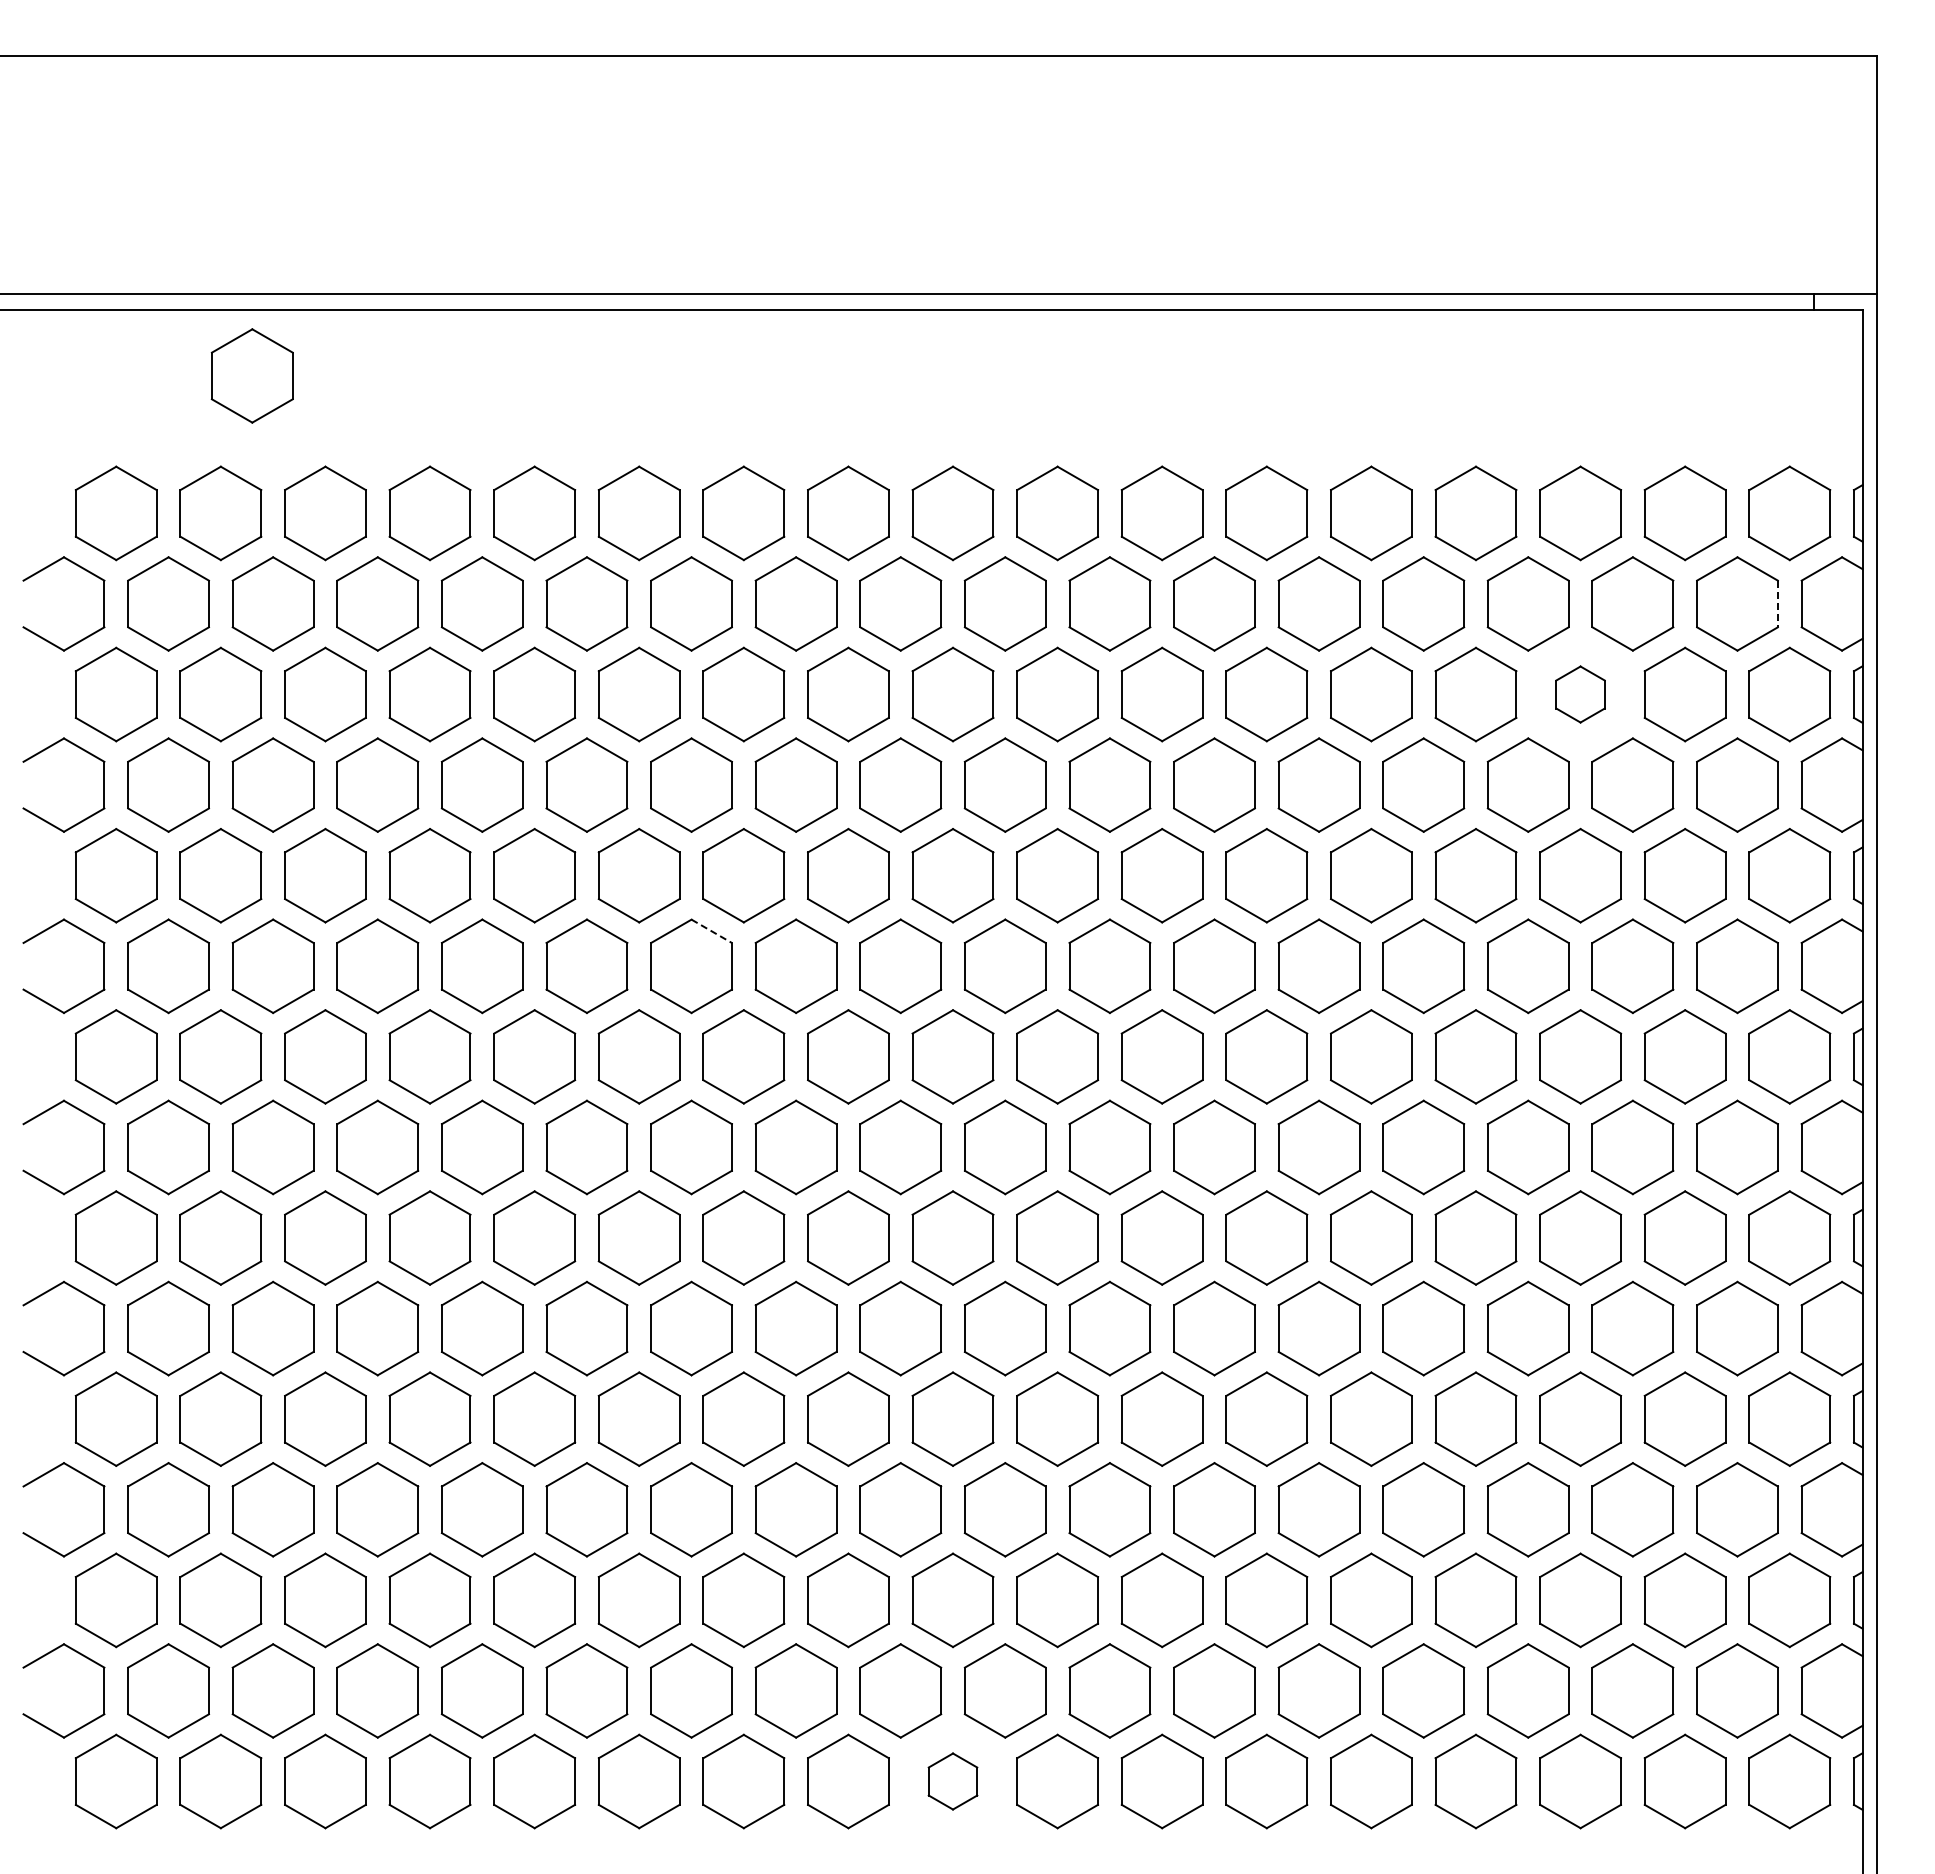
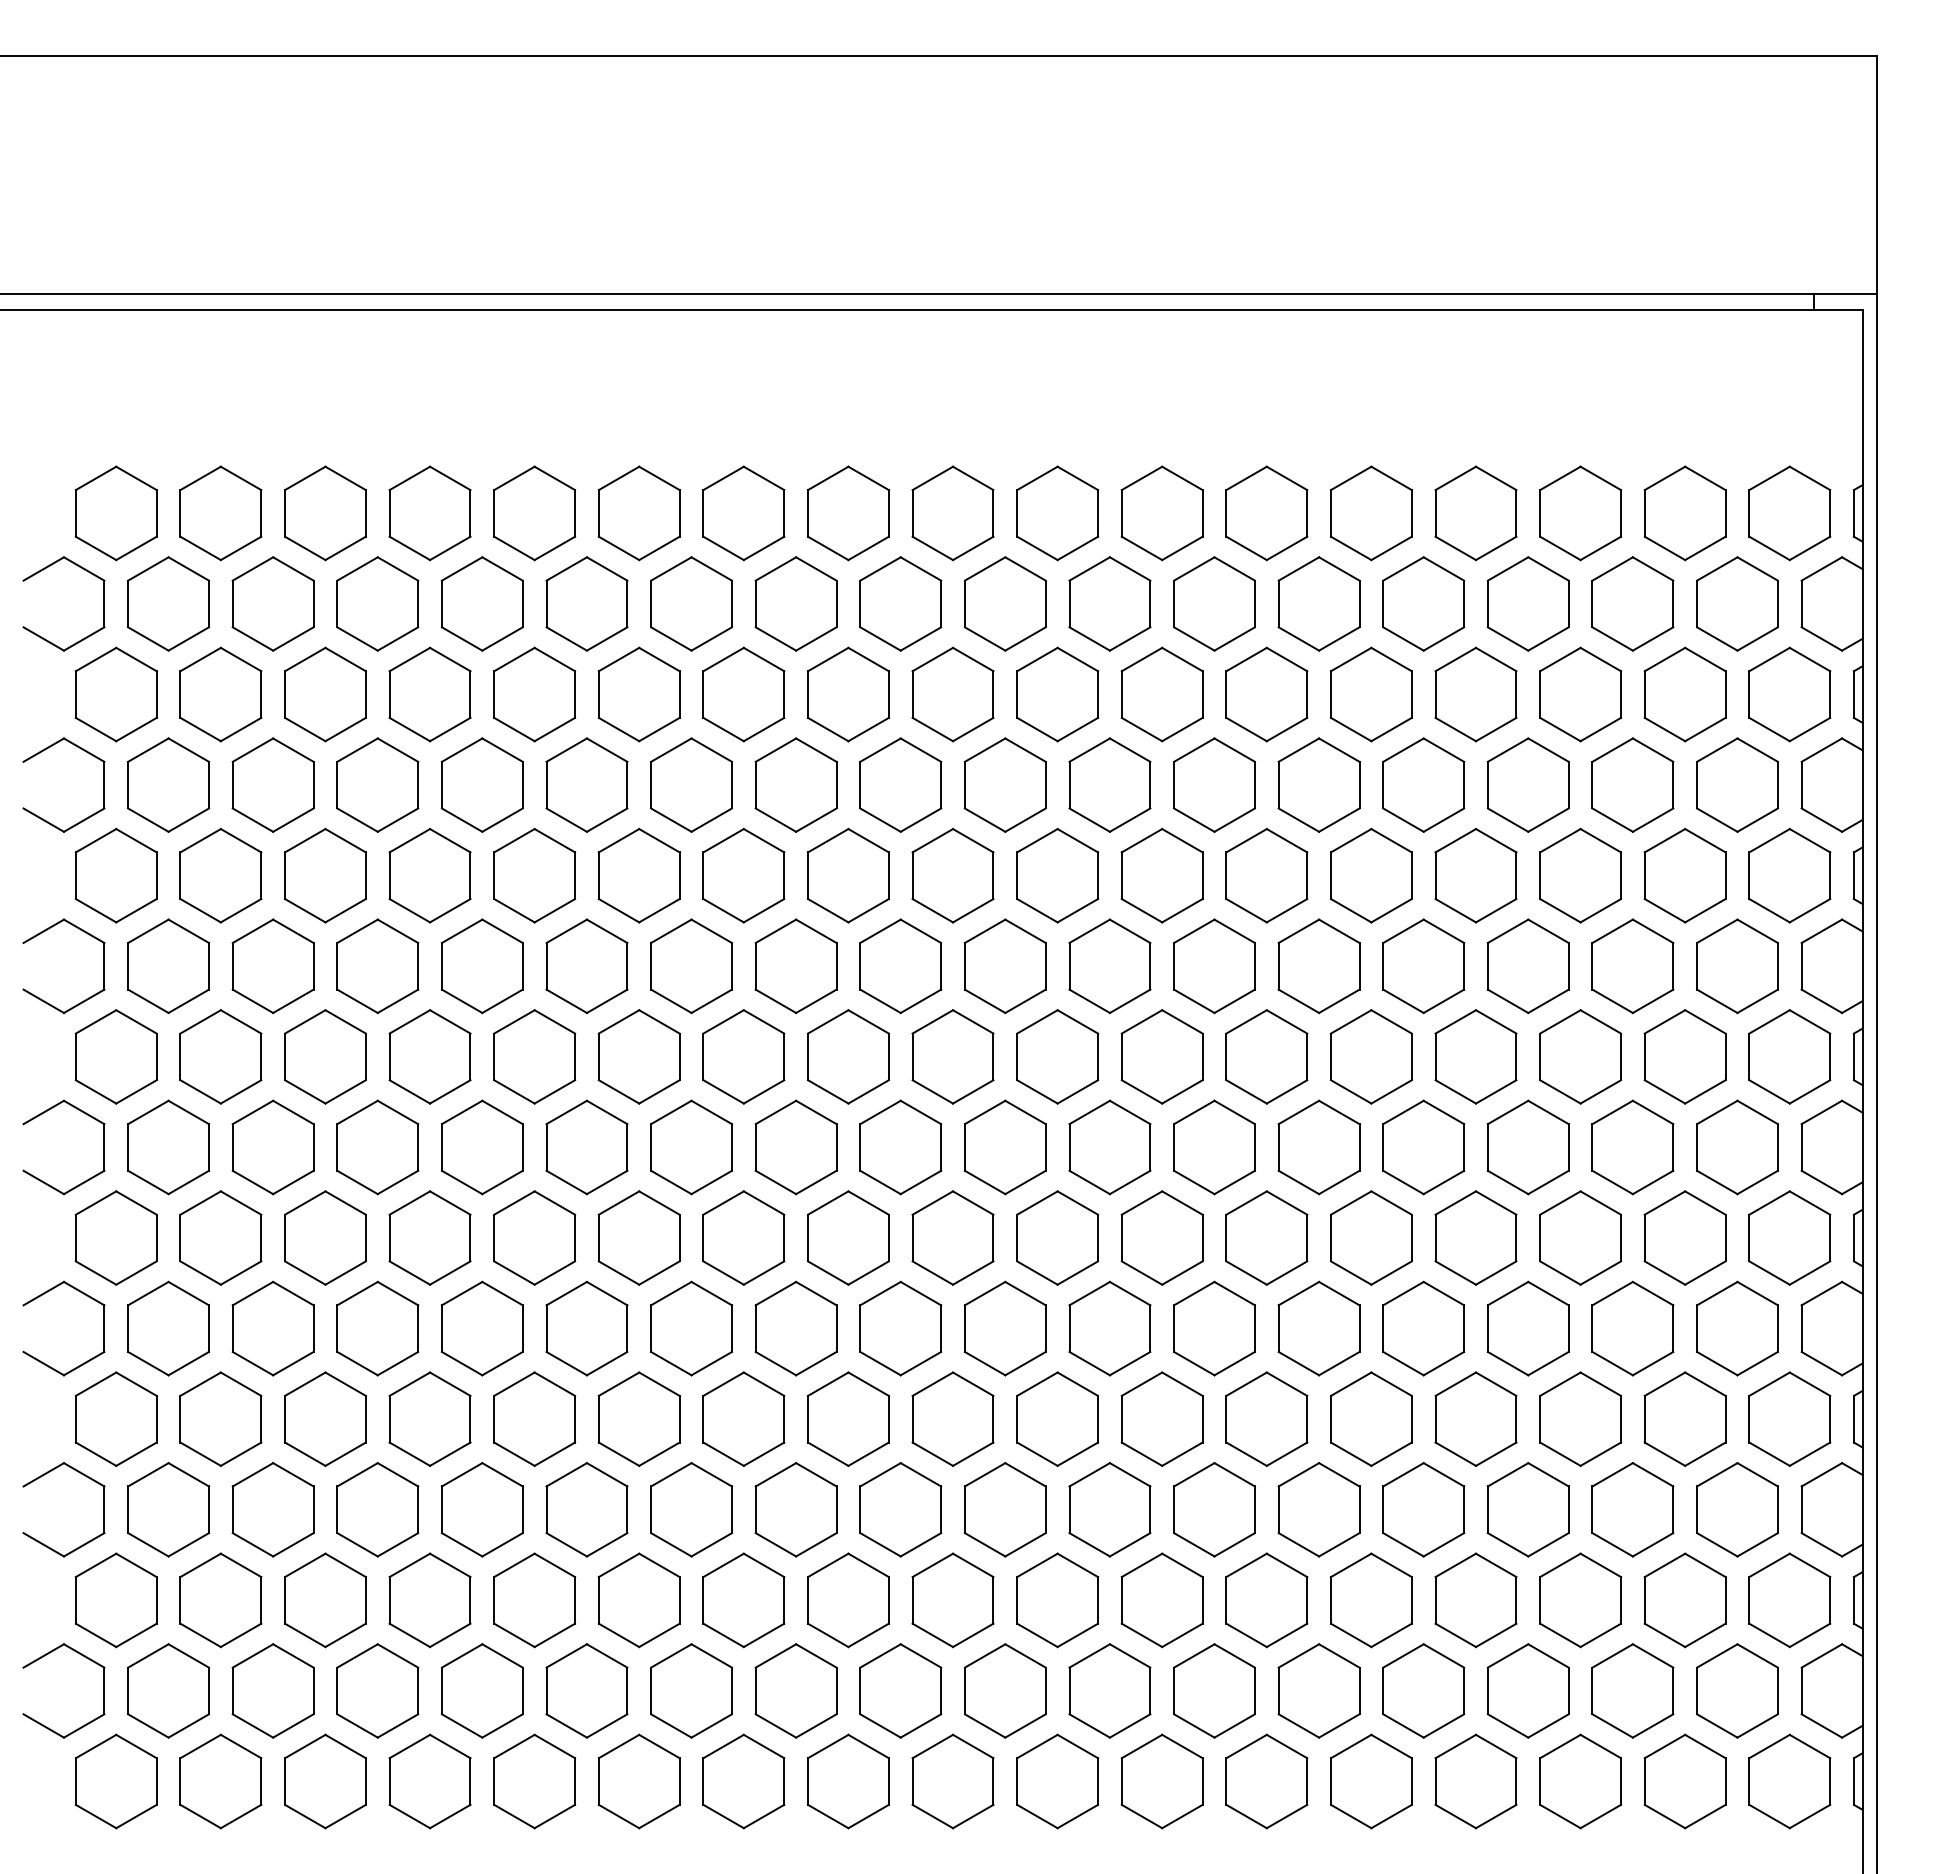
part: present -> none (251, 375)
line: dashed -> solid (1777, 604)
part size: 51x59 px -> 83x97 px (1580, 694)
line: dashed -> solid (712, 931)
part size: 52x59 px -> 84x97 px (952, 1781)
